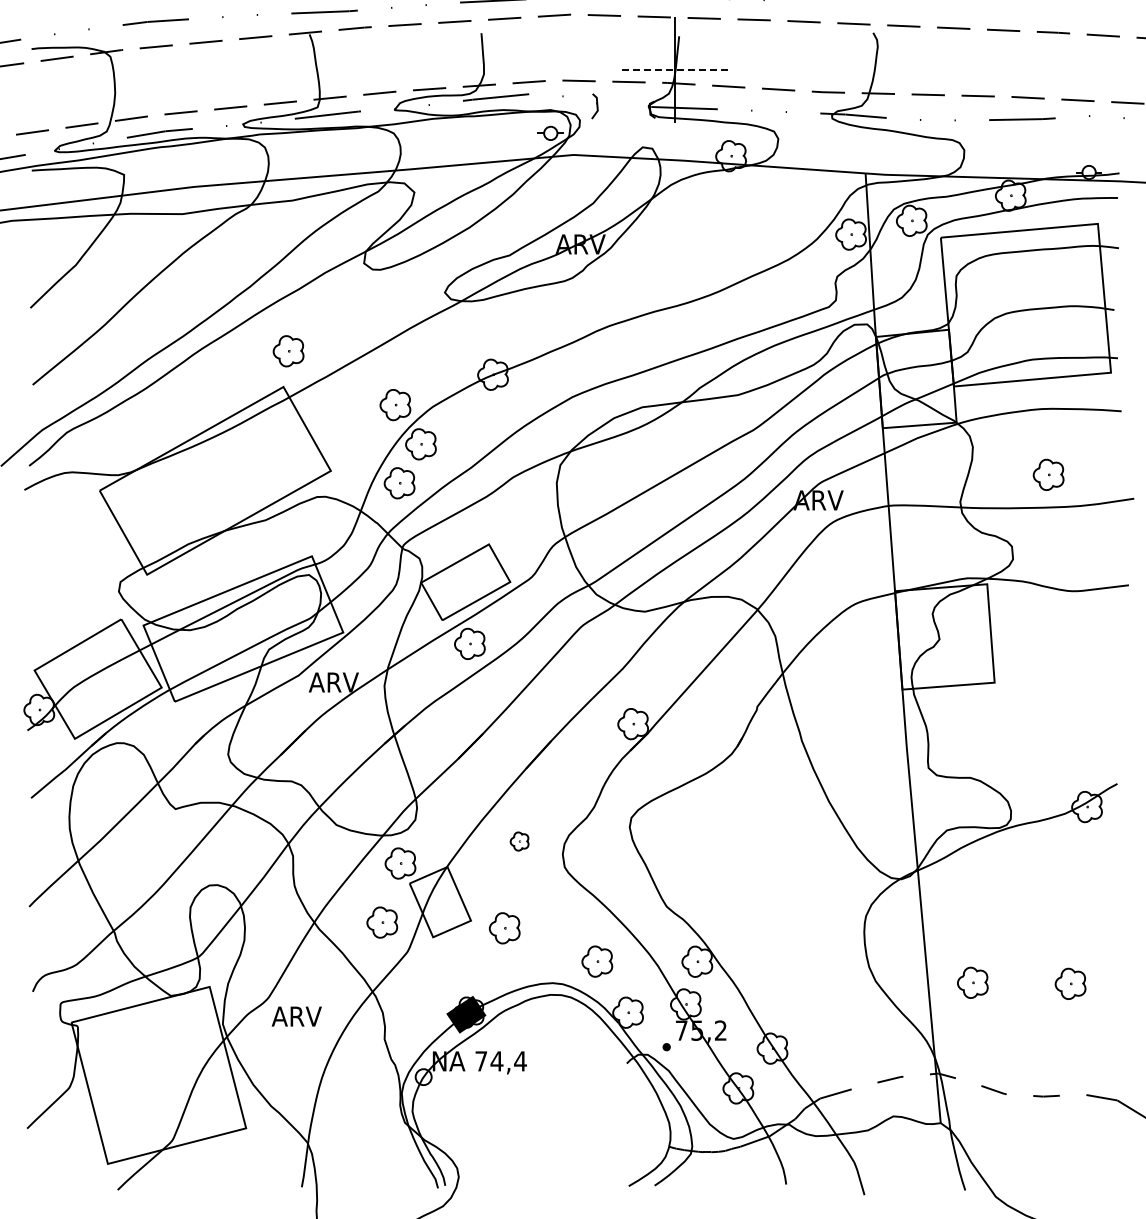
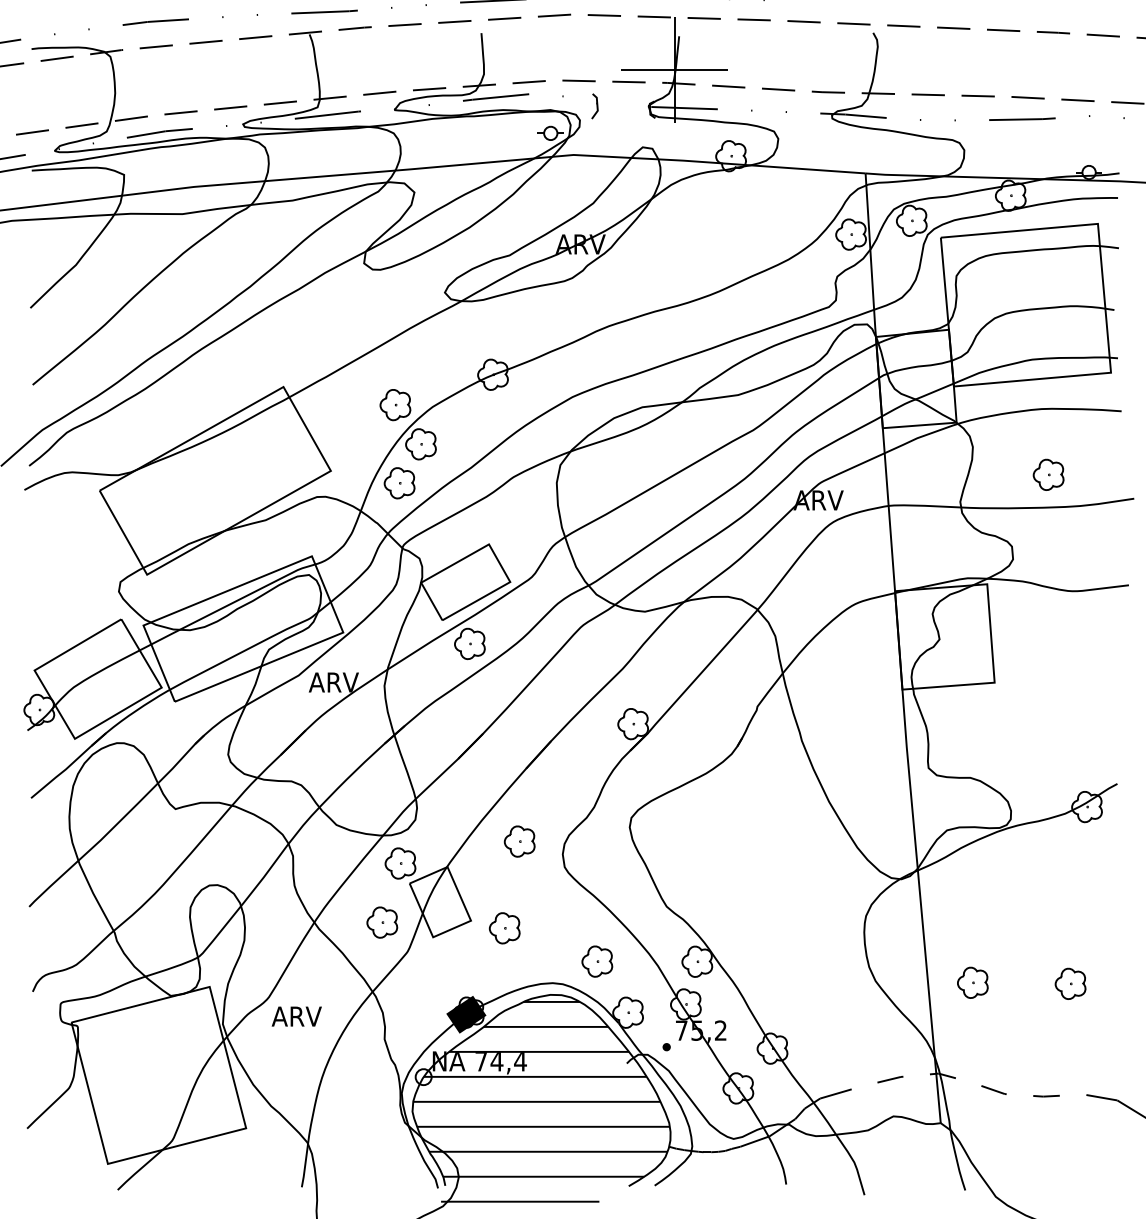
line: dashed -> solid (674, 69)
part: present -> none (288, 351)
part size: 21x21 px -> 33x33 px (519, 841)
hatch: none -> present (541, 1101)
